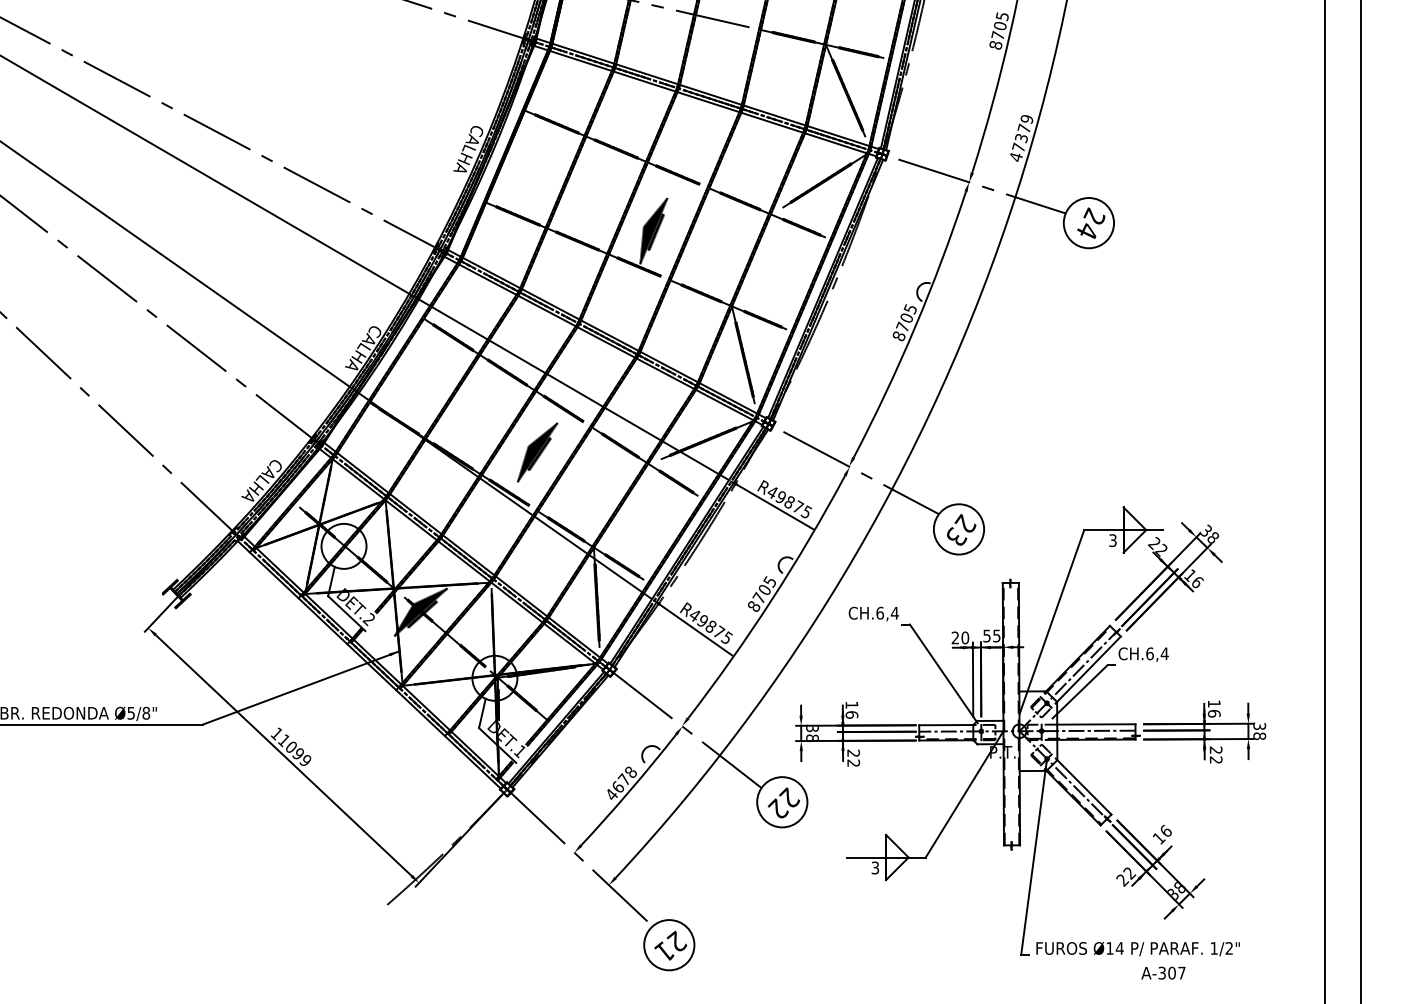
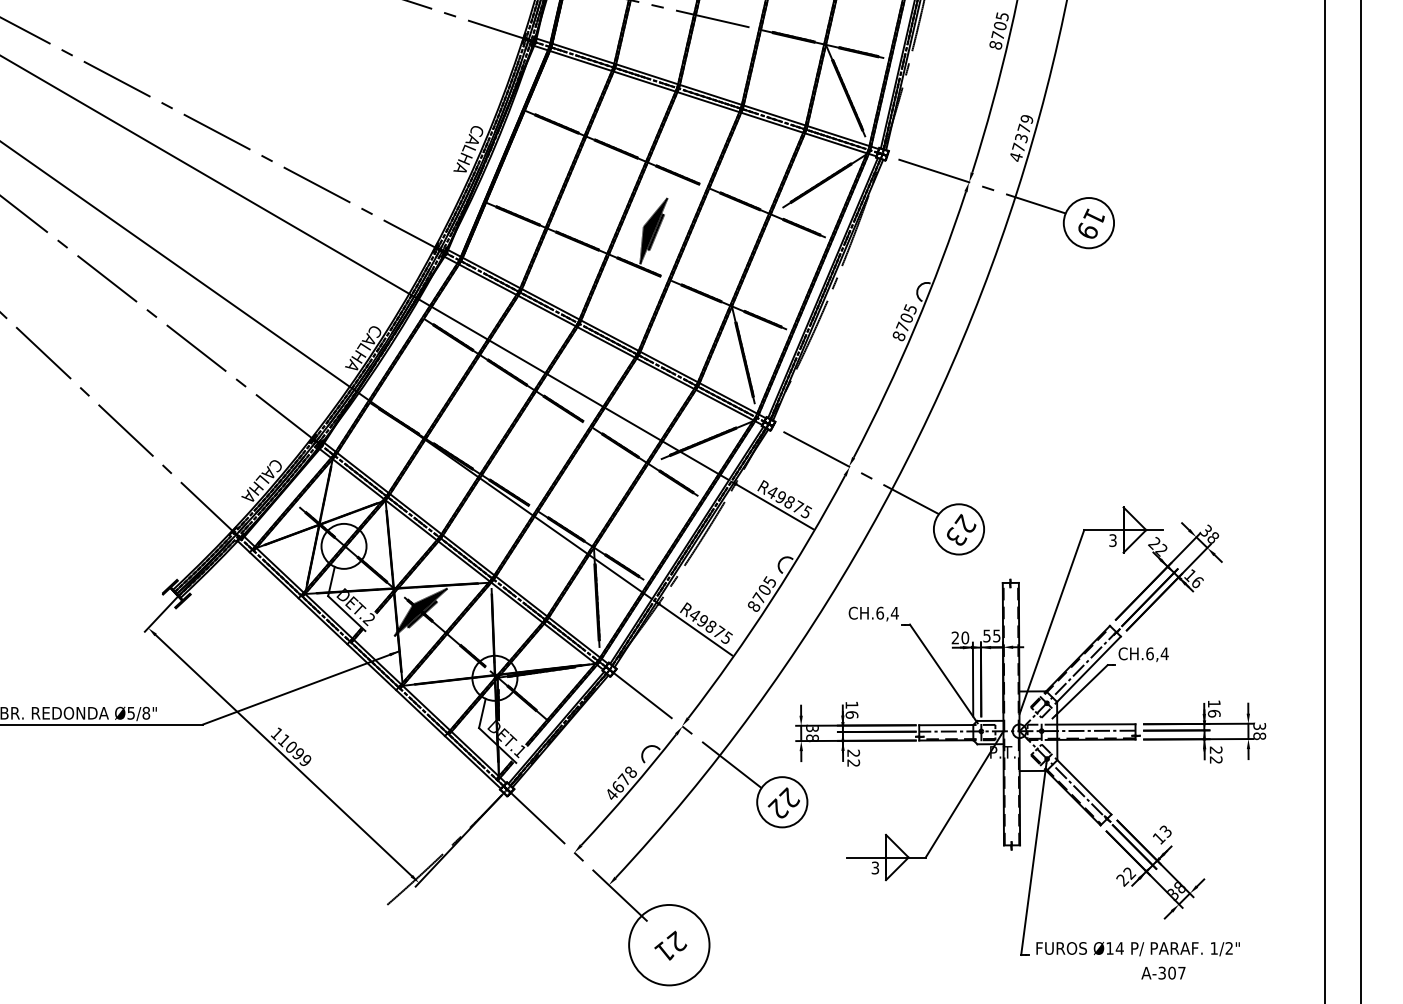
text: 24 -> 19 (1091, 222)
part: present -> none (537, 452)
text: 16 -> 13 (1165, 831)
circle diameter: 50 px -> 80 px (669, 944)
